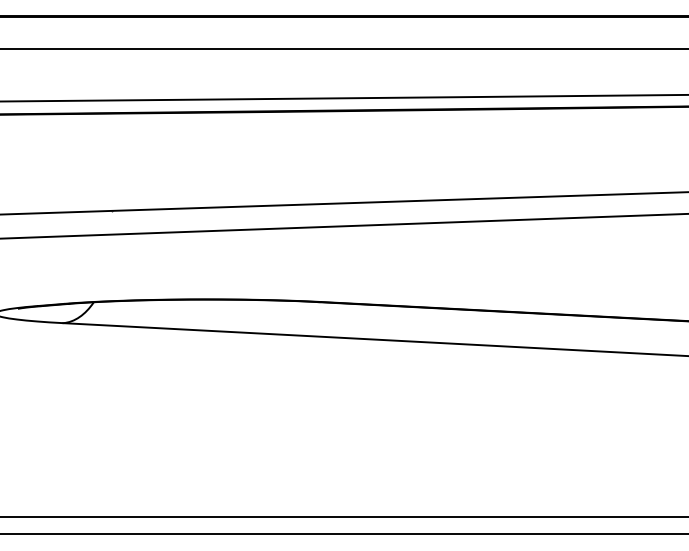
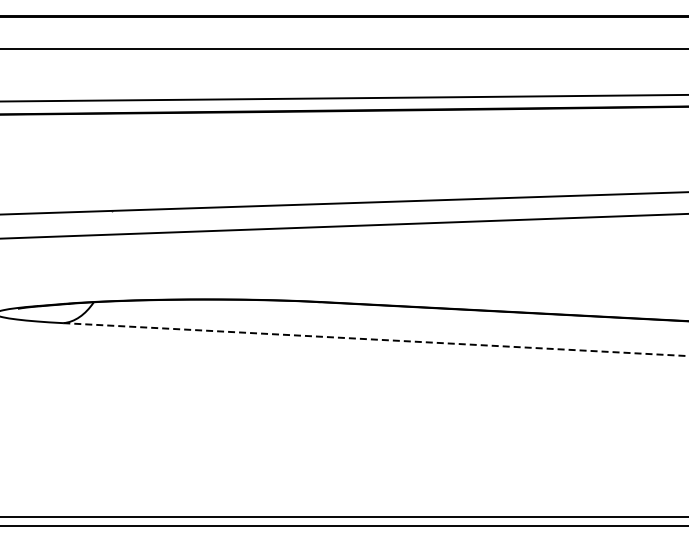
line: solid -> dashed (375, 339)
line position: (343, 534) -> (343, 526) (343, 526)
